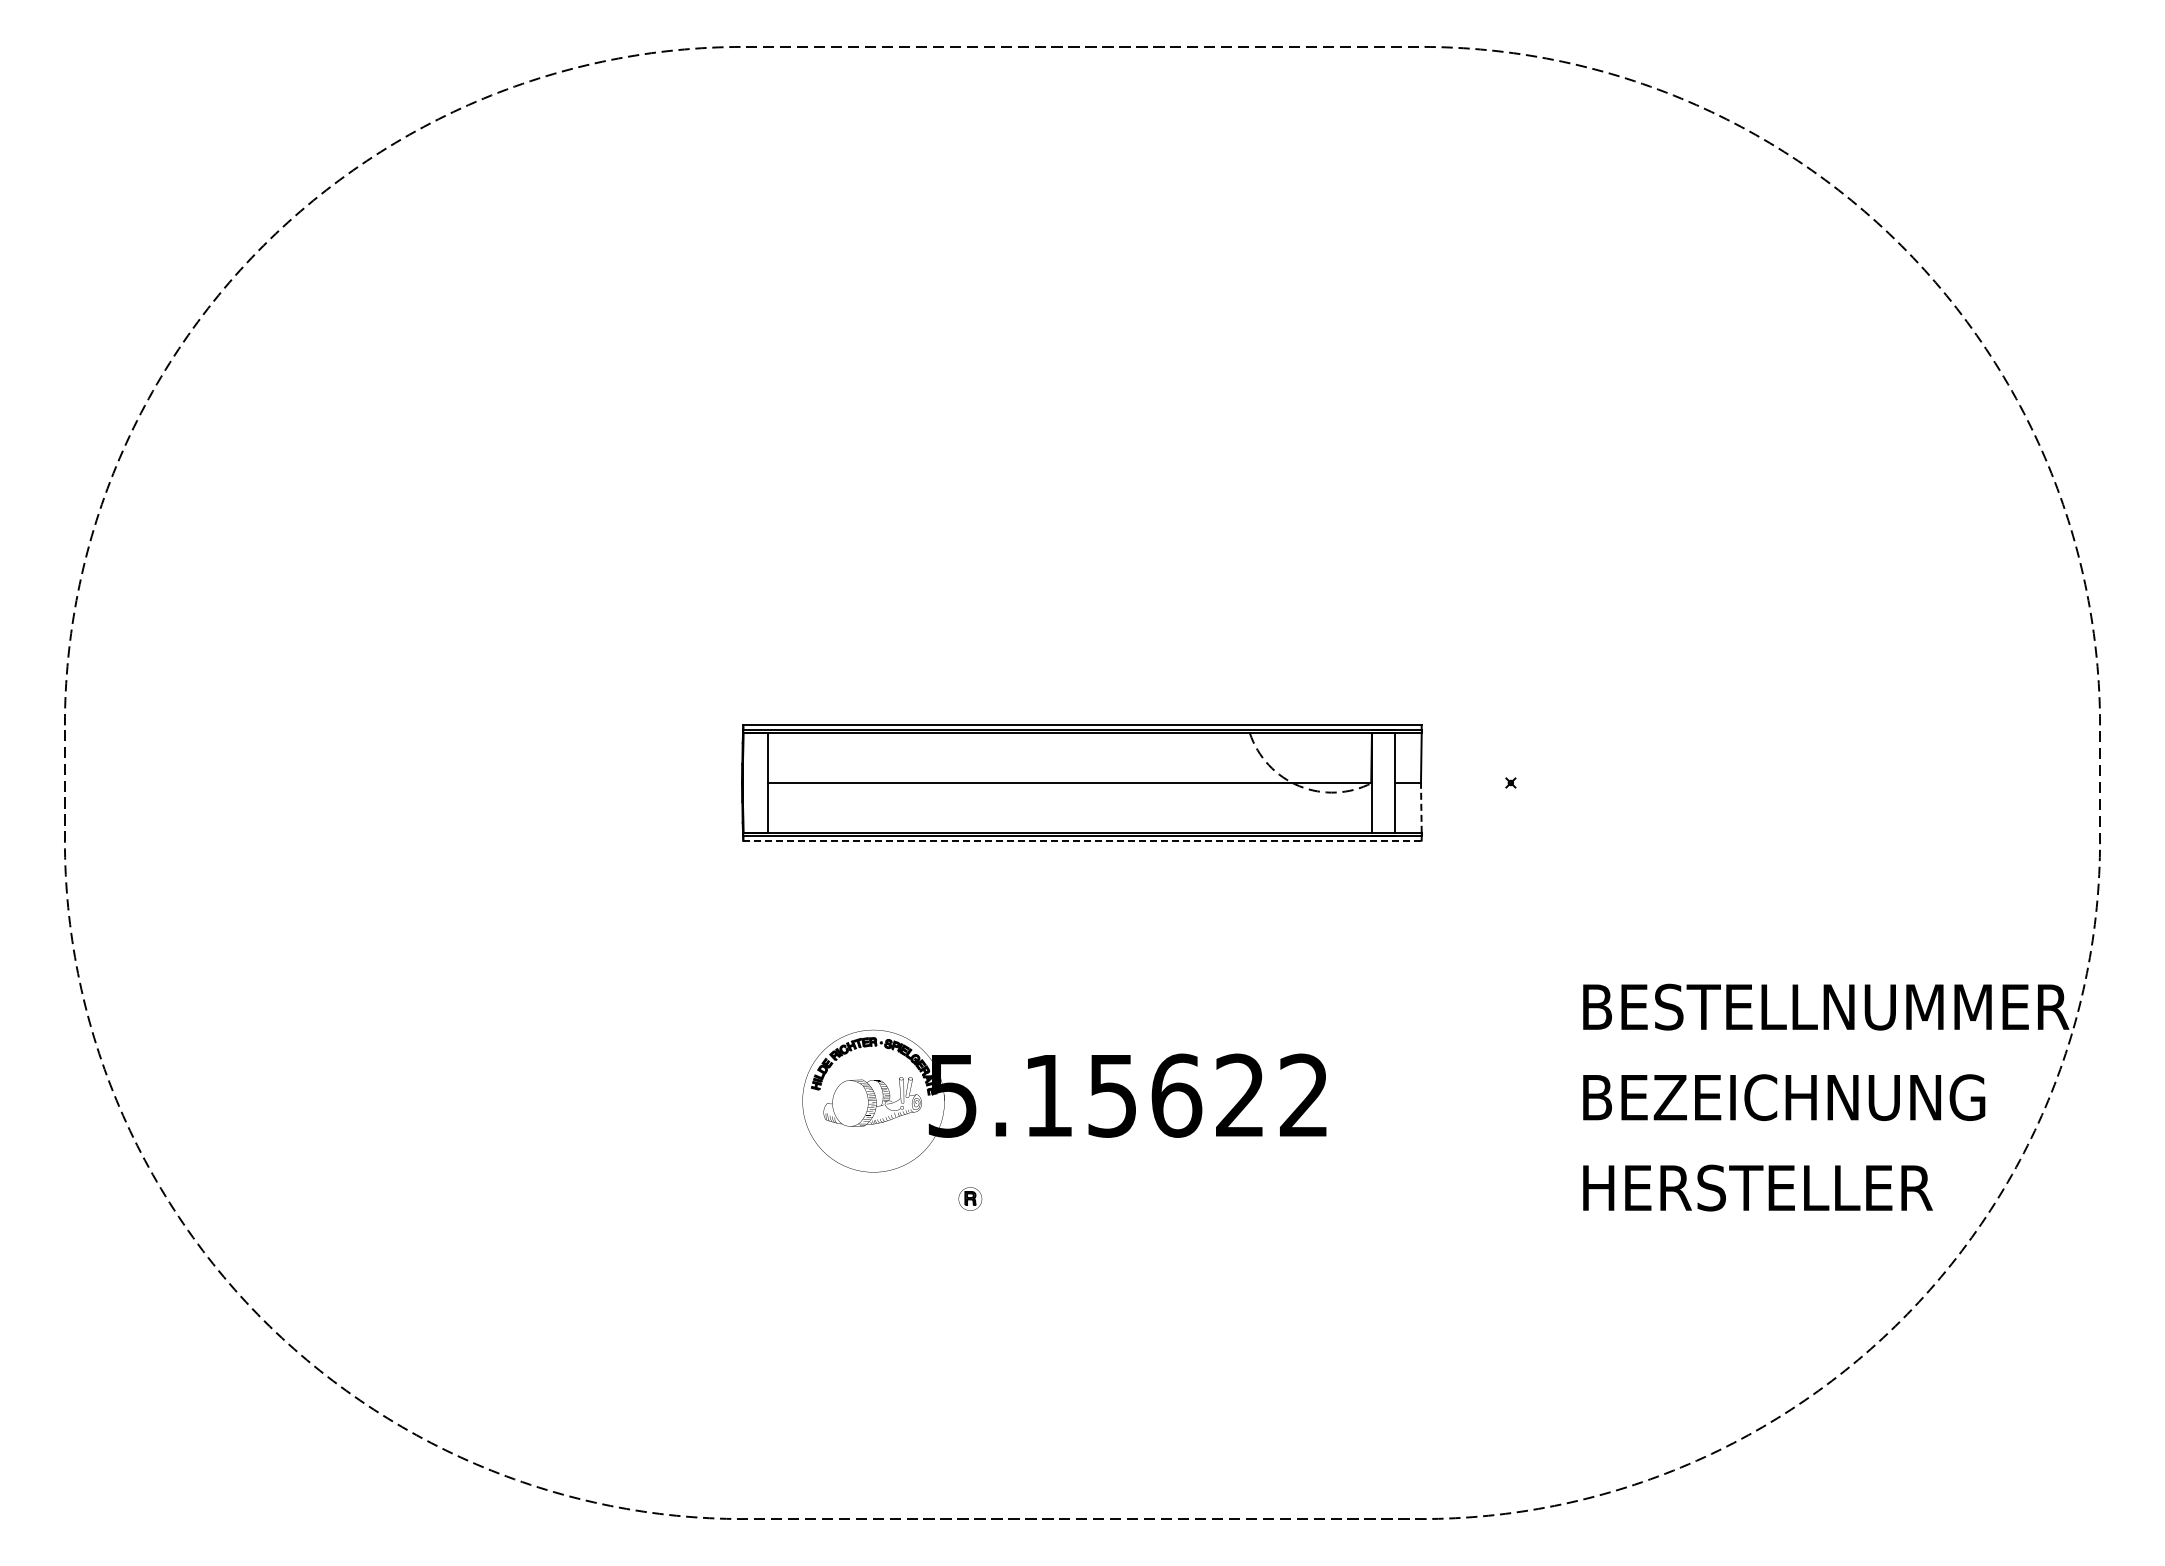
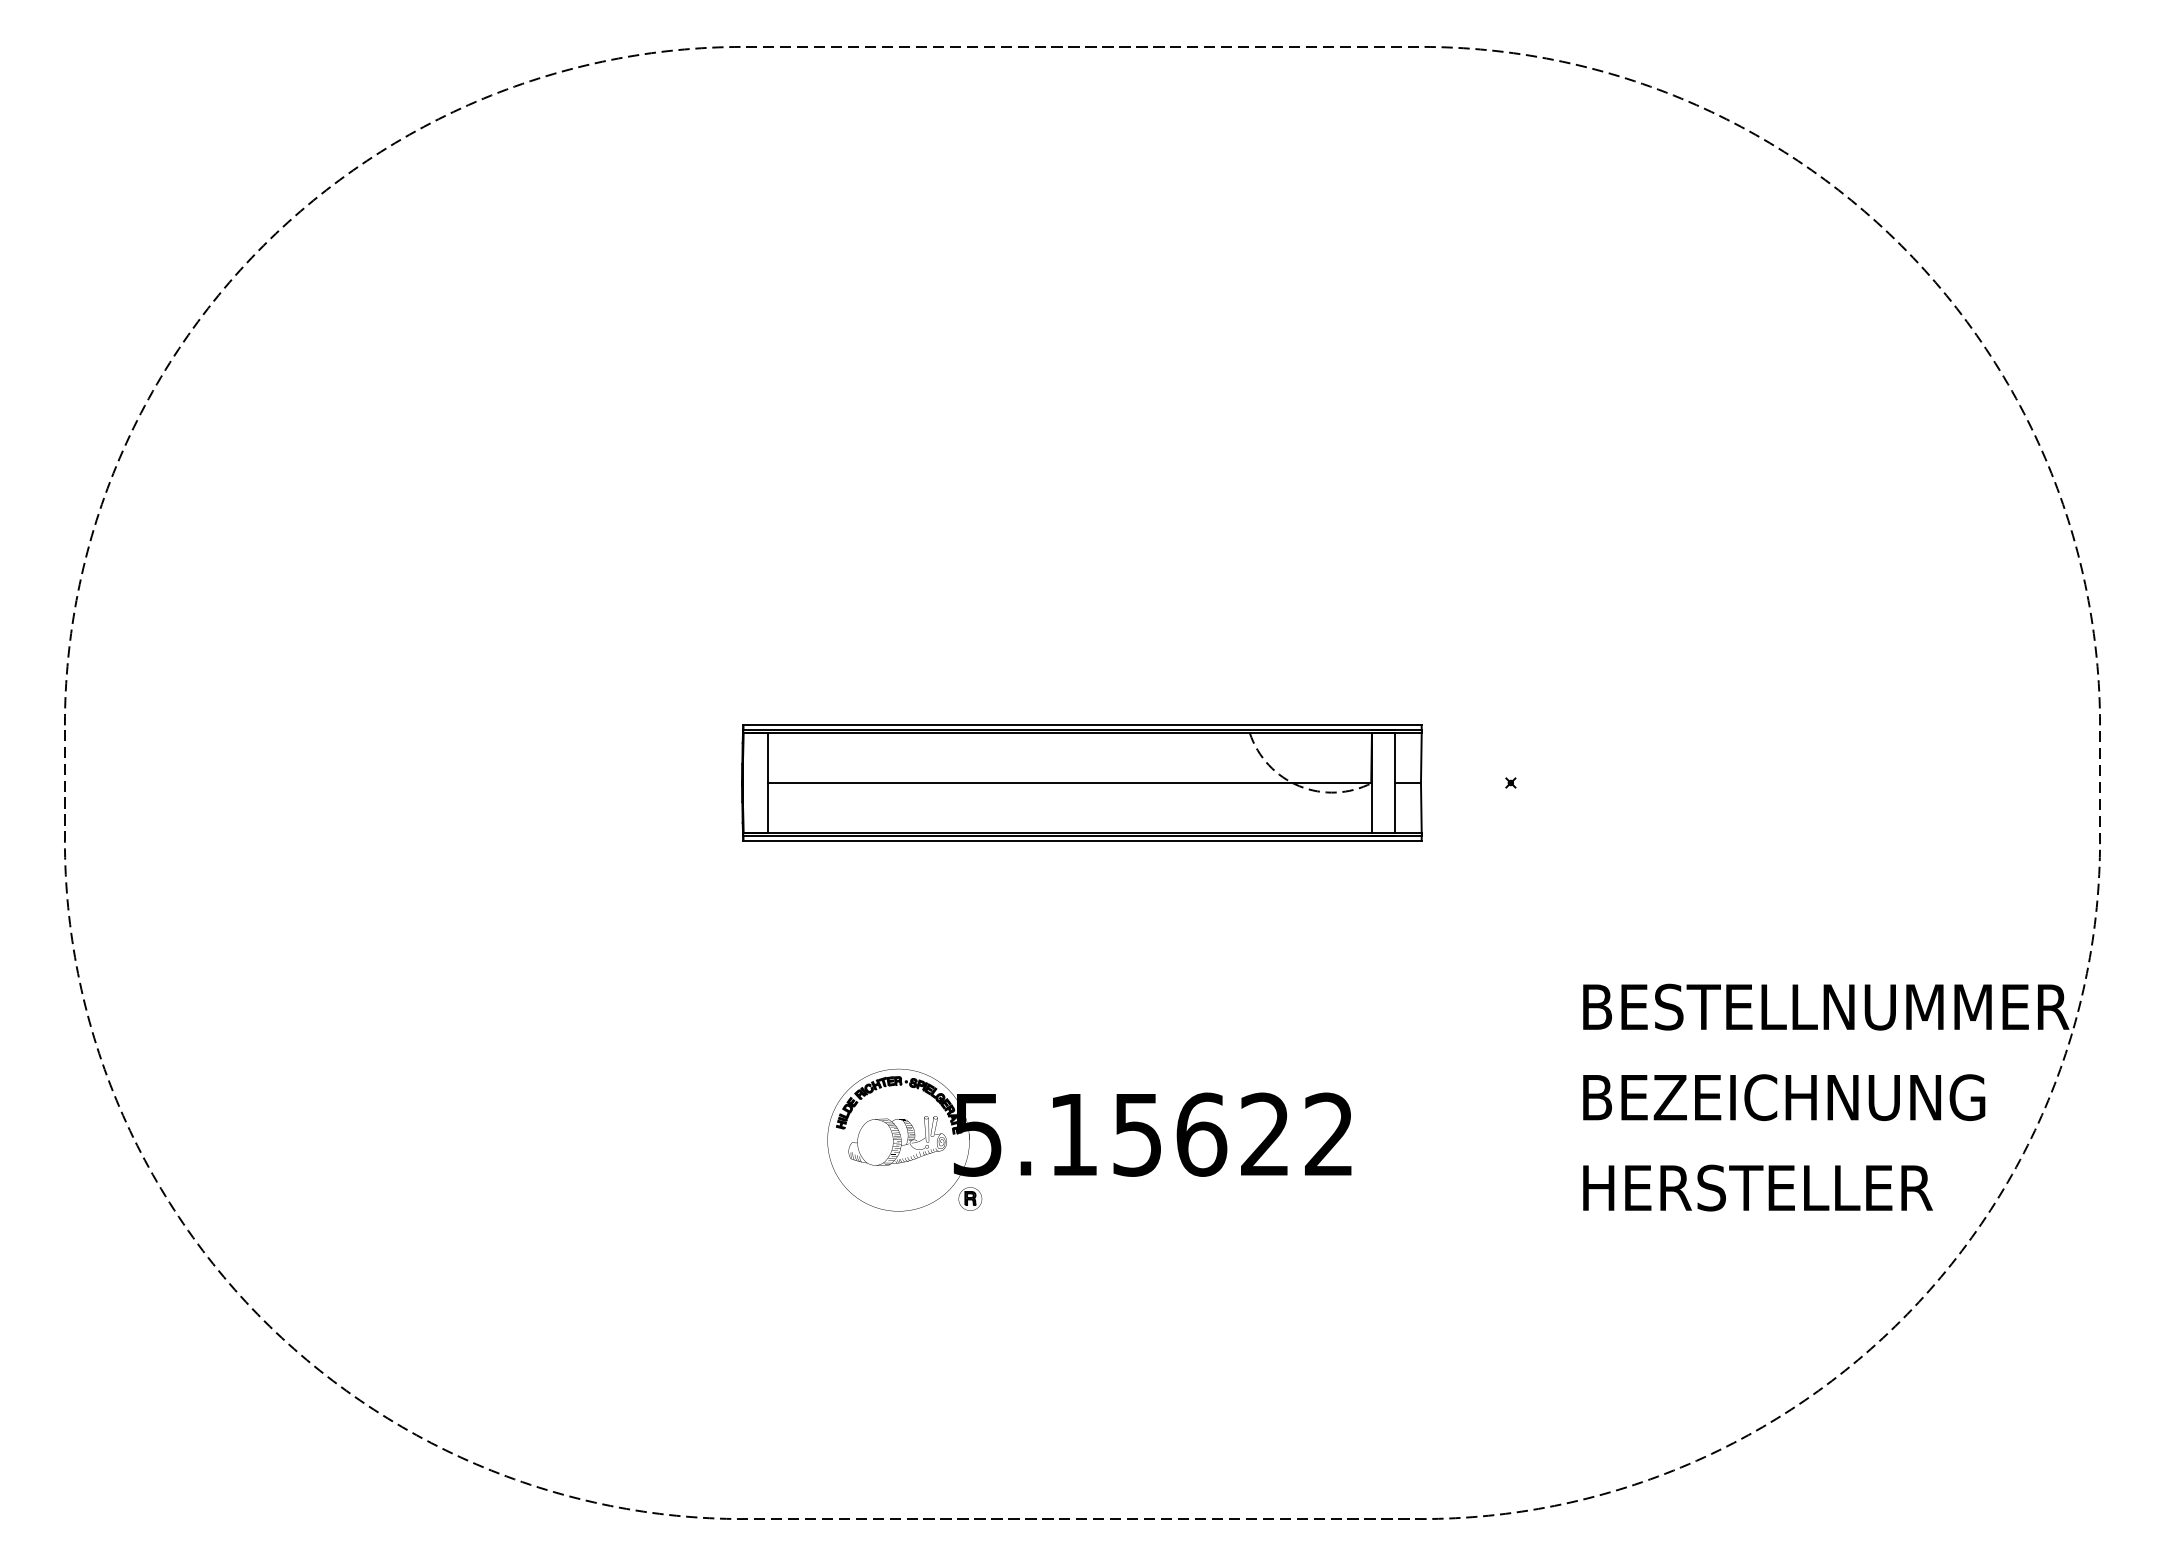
line: dashed -> solid (1421, 807)
line: dashed -> solid (1082, 840)
part position: (1055, 1100) -> (1080, 1139) (1080, 1139)
